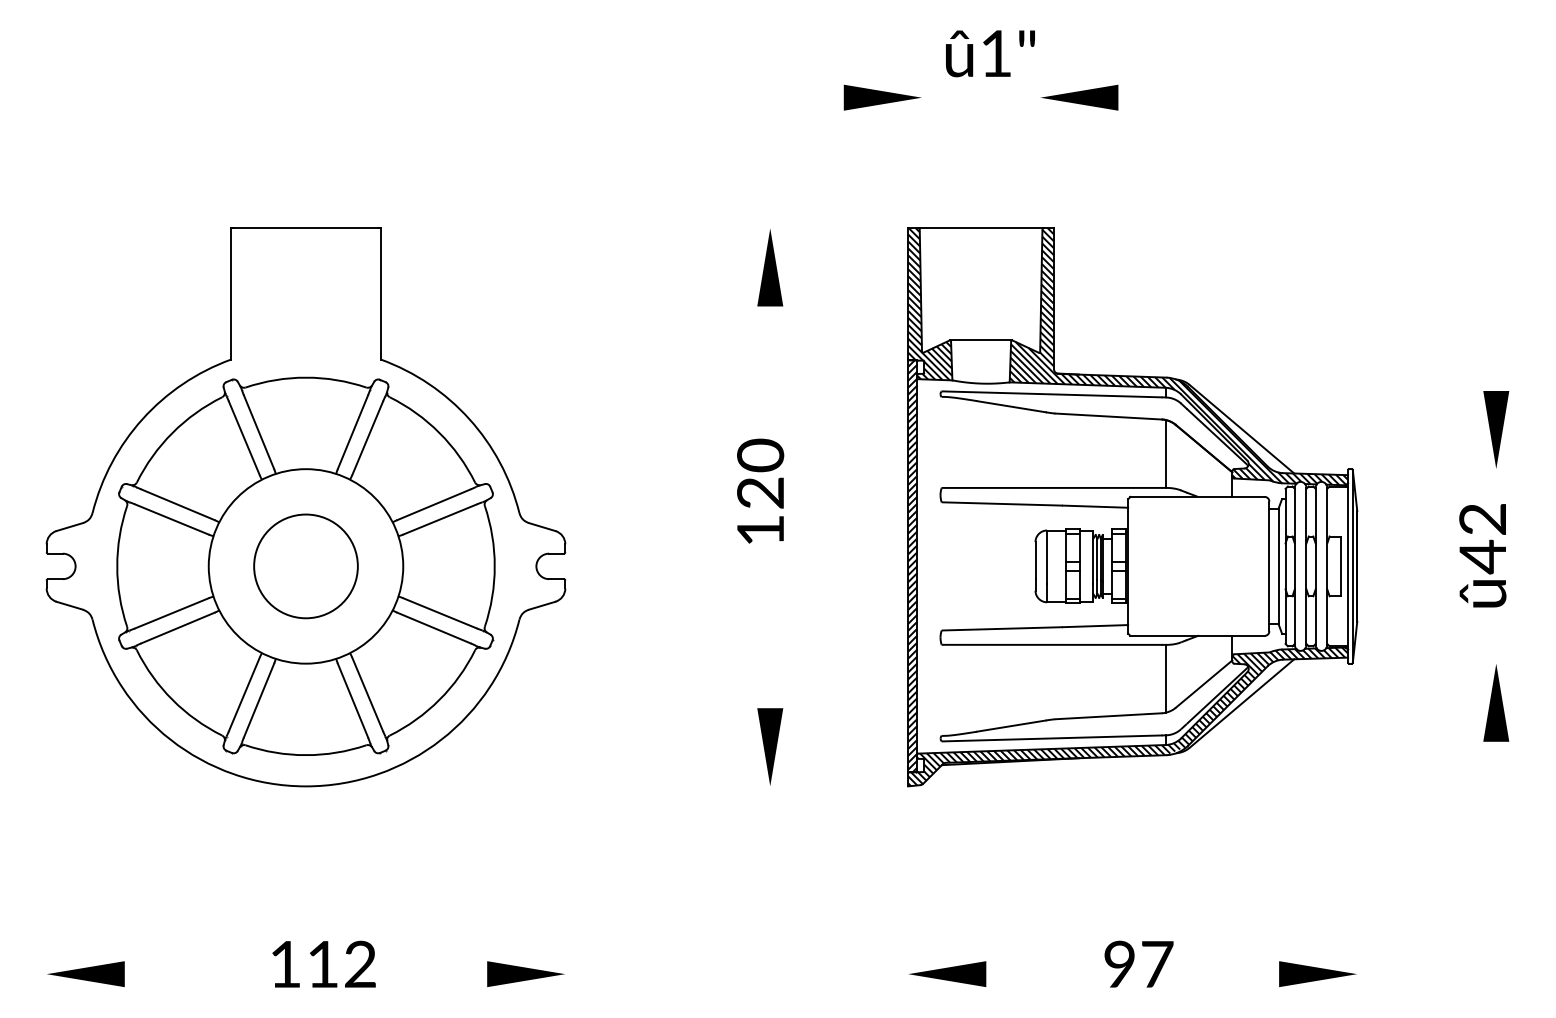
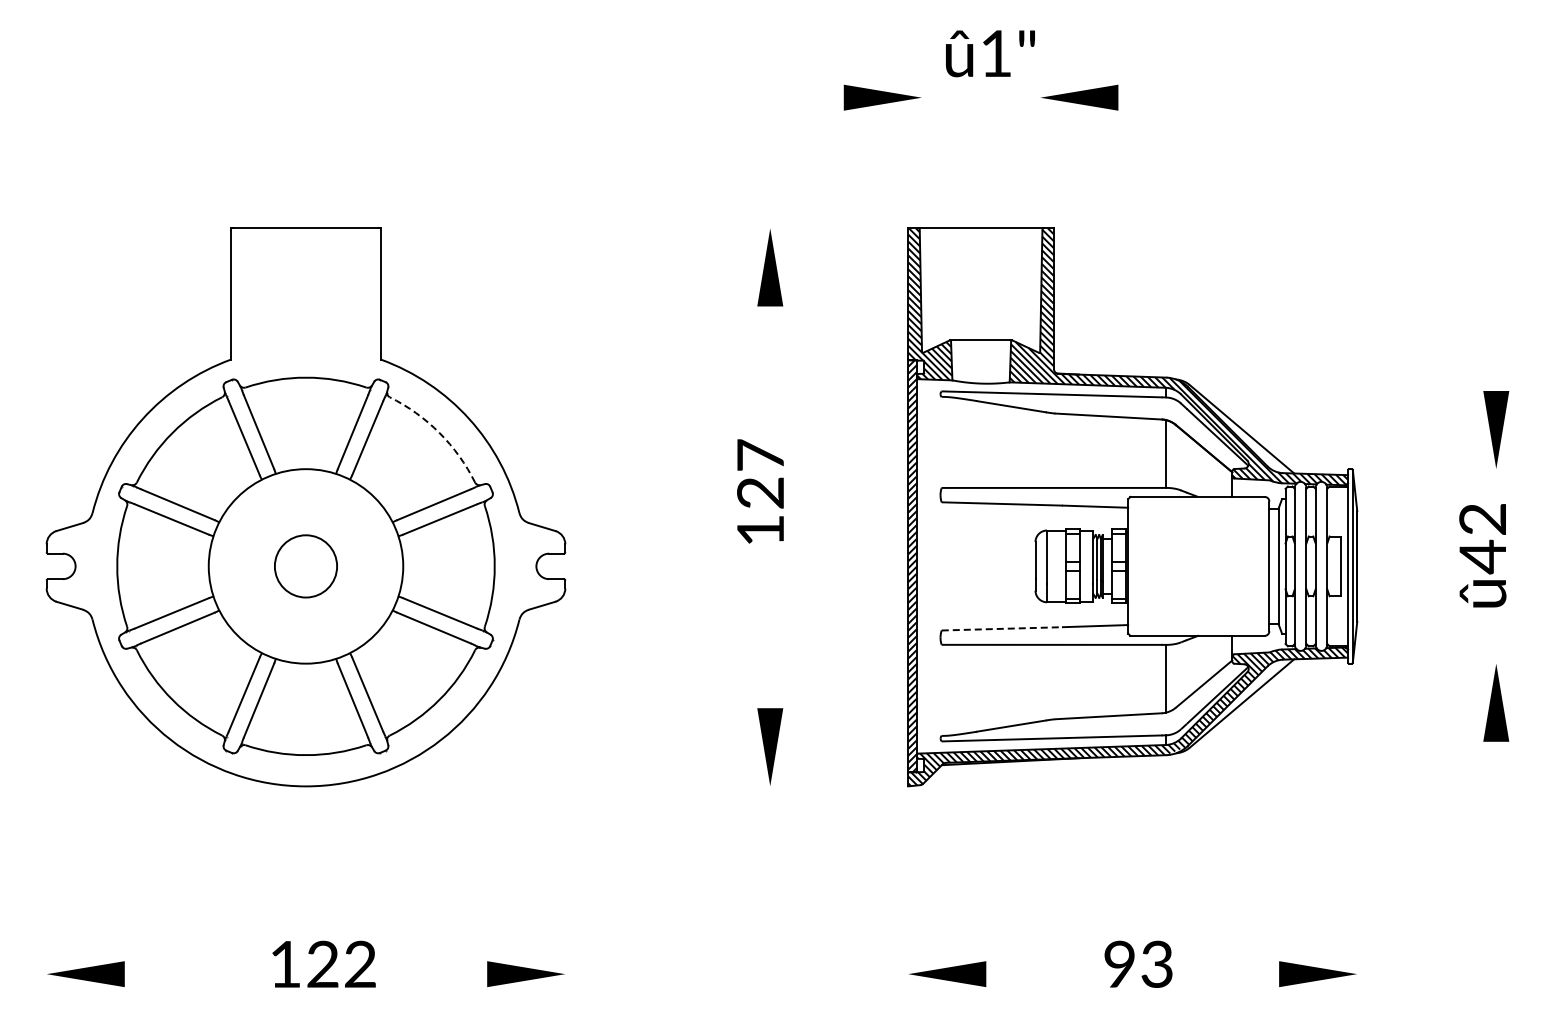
arc: solid -> dashed (439, 432)
text: 120 -> 127 (760, 455)
circle diameter: 104 px -> 62 px (305, 566)
line: solid -> dashed (1000, 628)
text: 112 -> 122 (322, 963)
text: 97 -> 93 (1157, 963)
